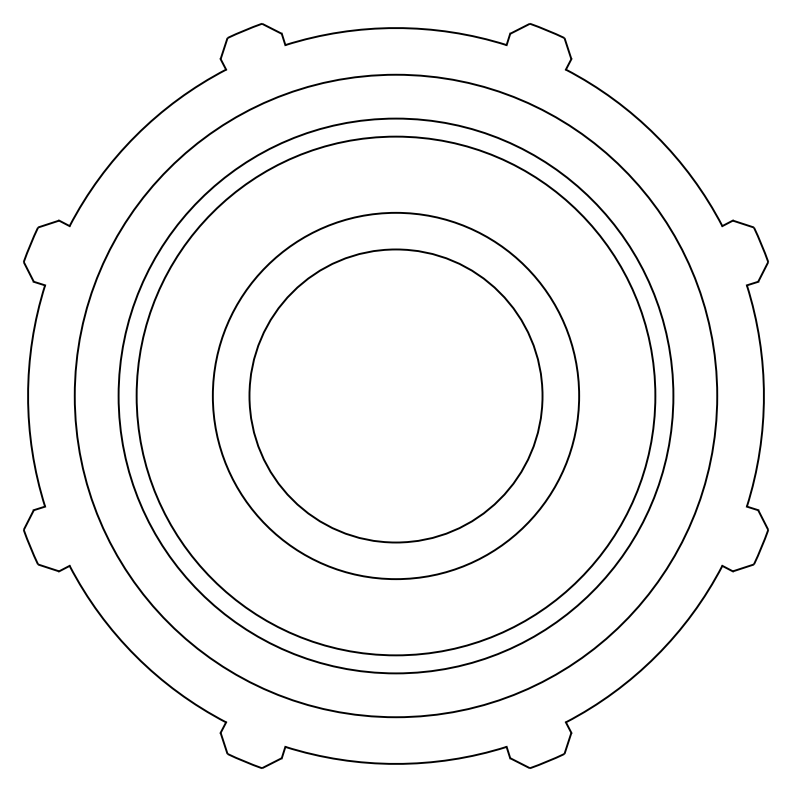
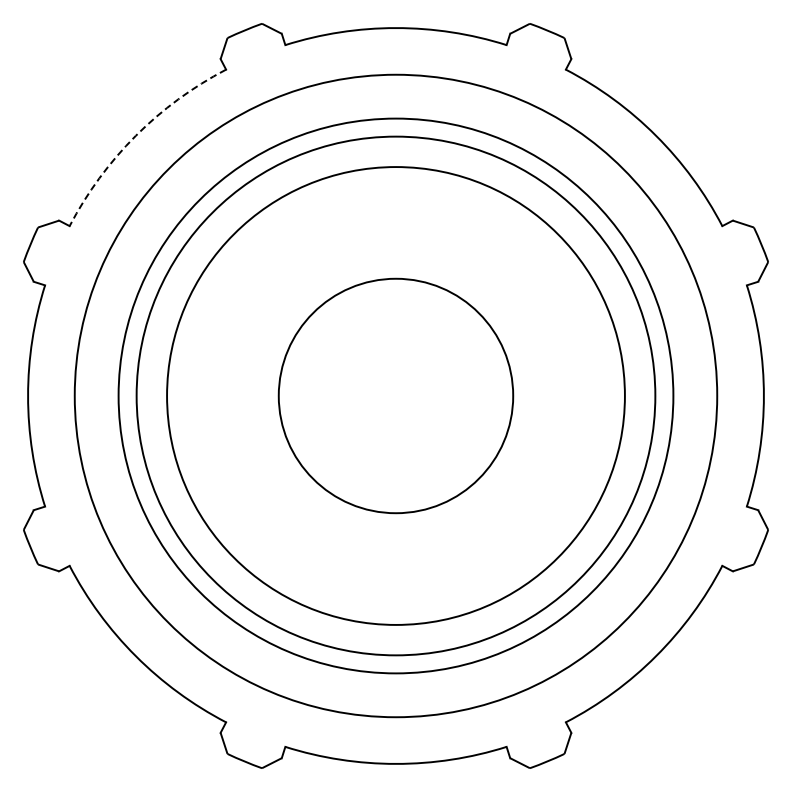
arc: solid -> dashed (135, 135)
circle diameter: 293 px -> 234 px (395, 395)
circle diameter: 366 px -> 458 px (395, 395)
